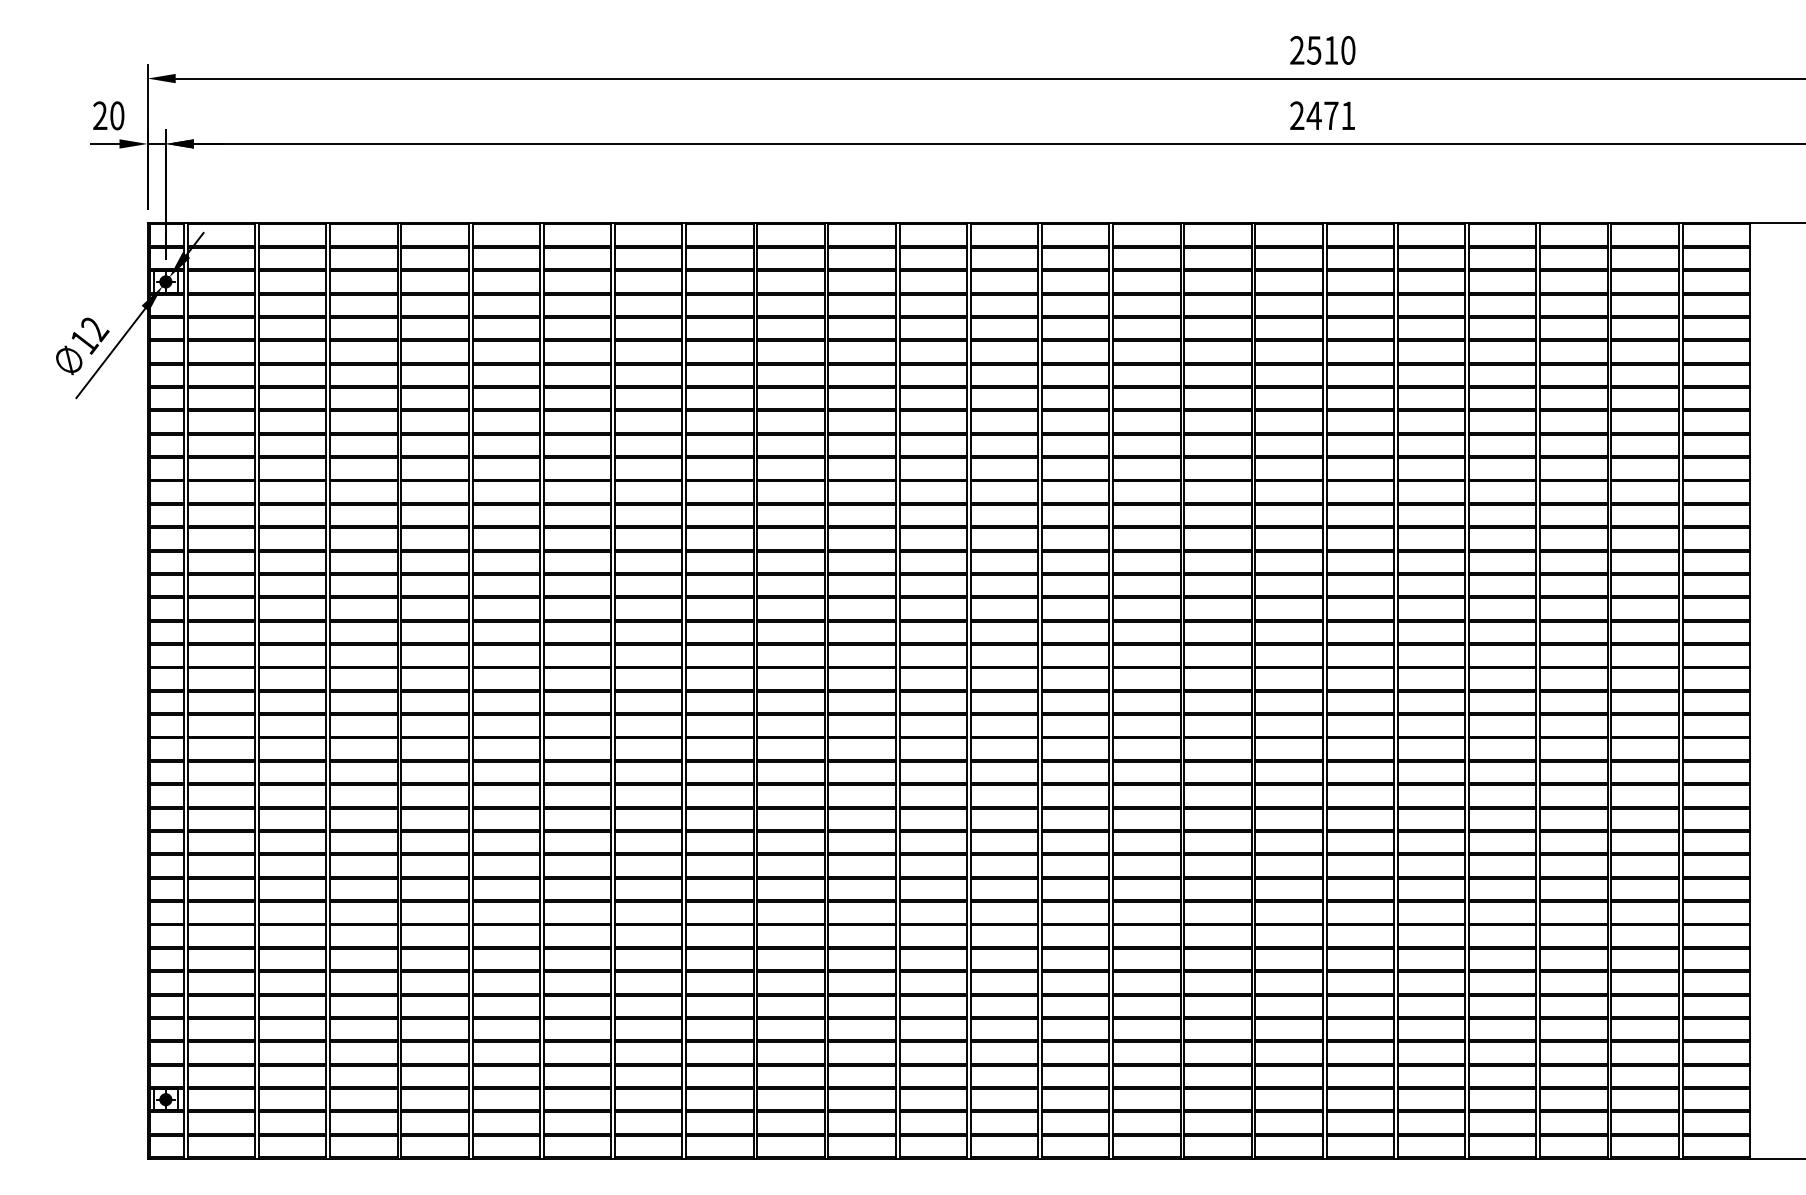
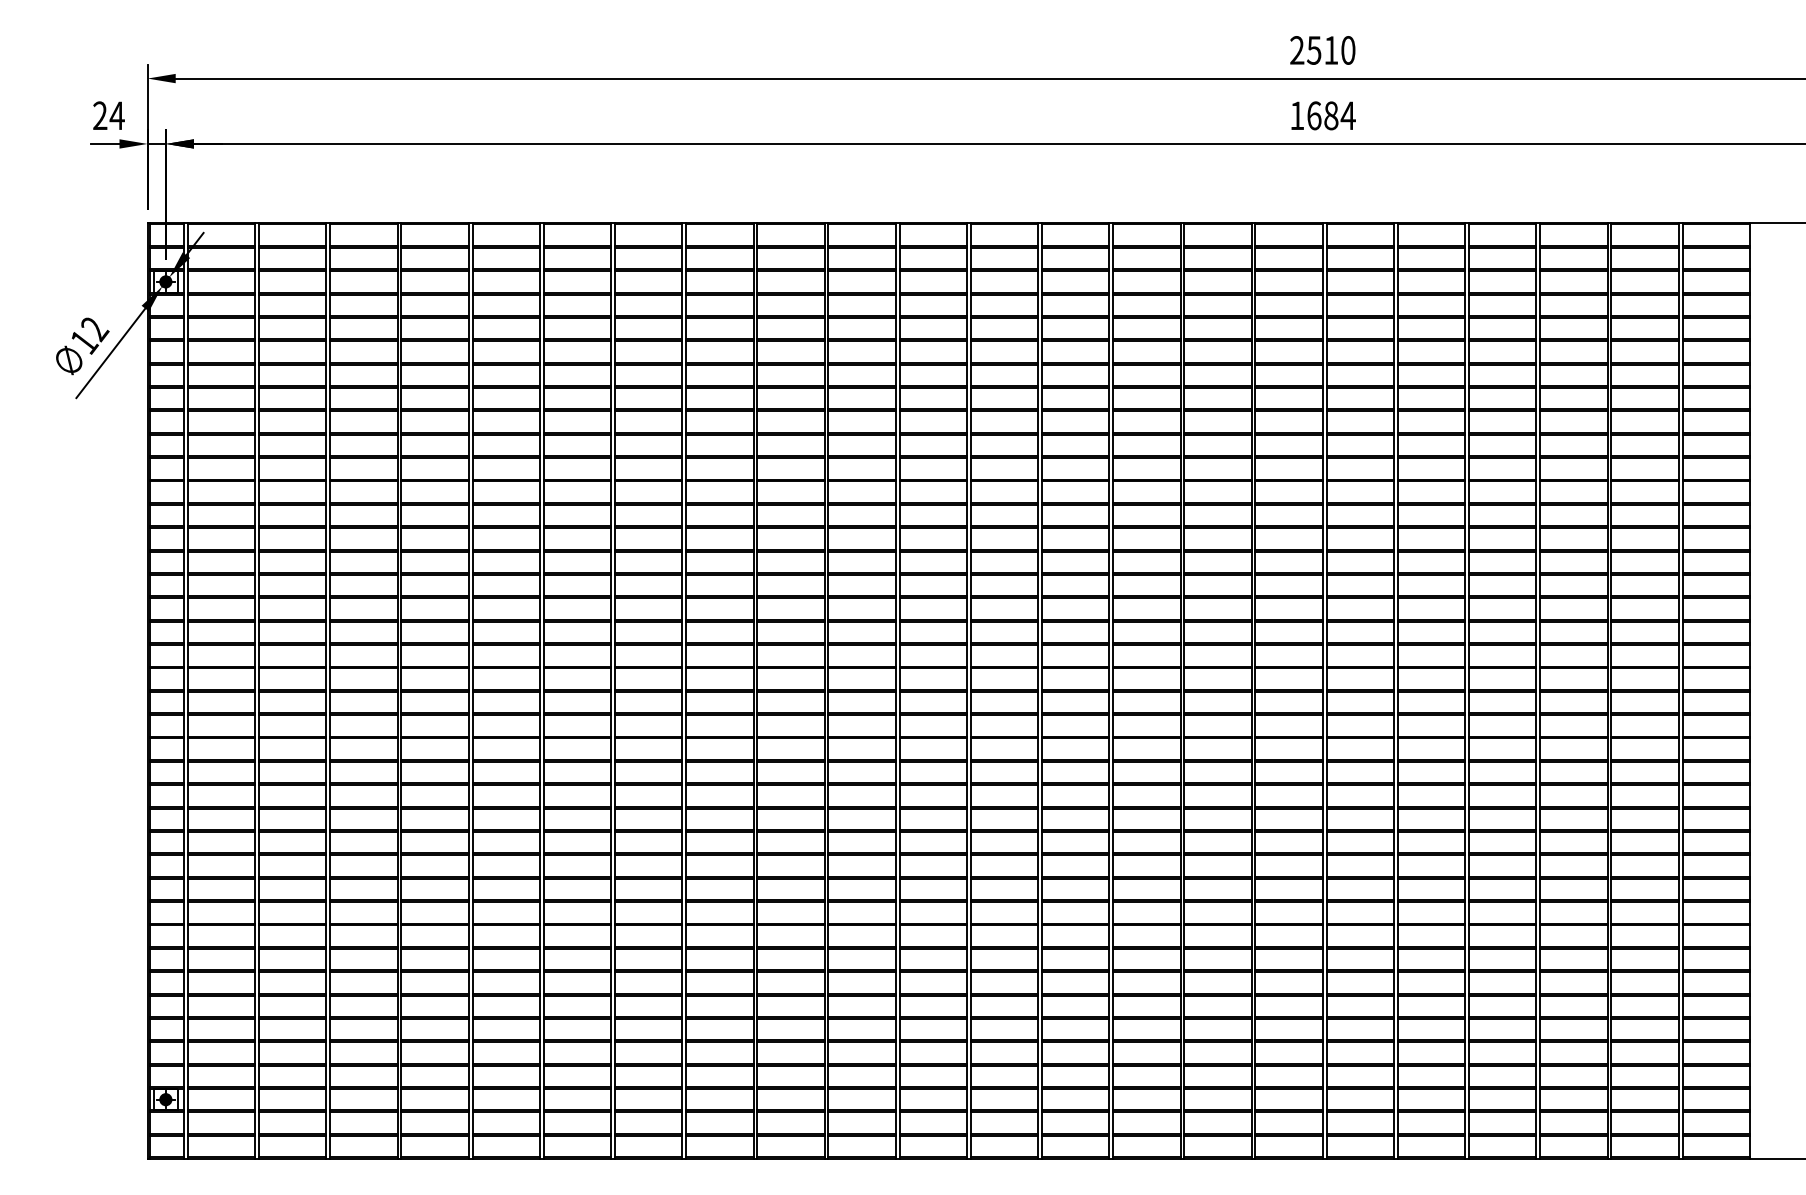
text: 20 -> 24 (116, 115)
text: 2471 -> 1684 (1322, 115)
